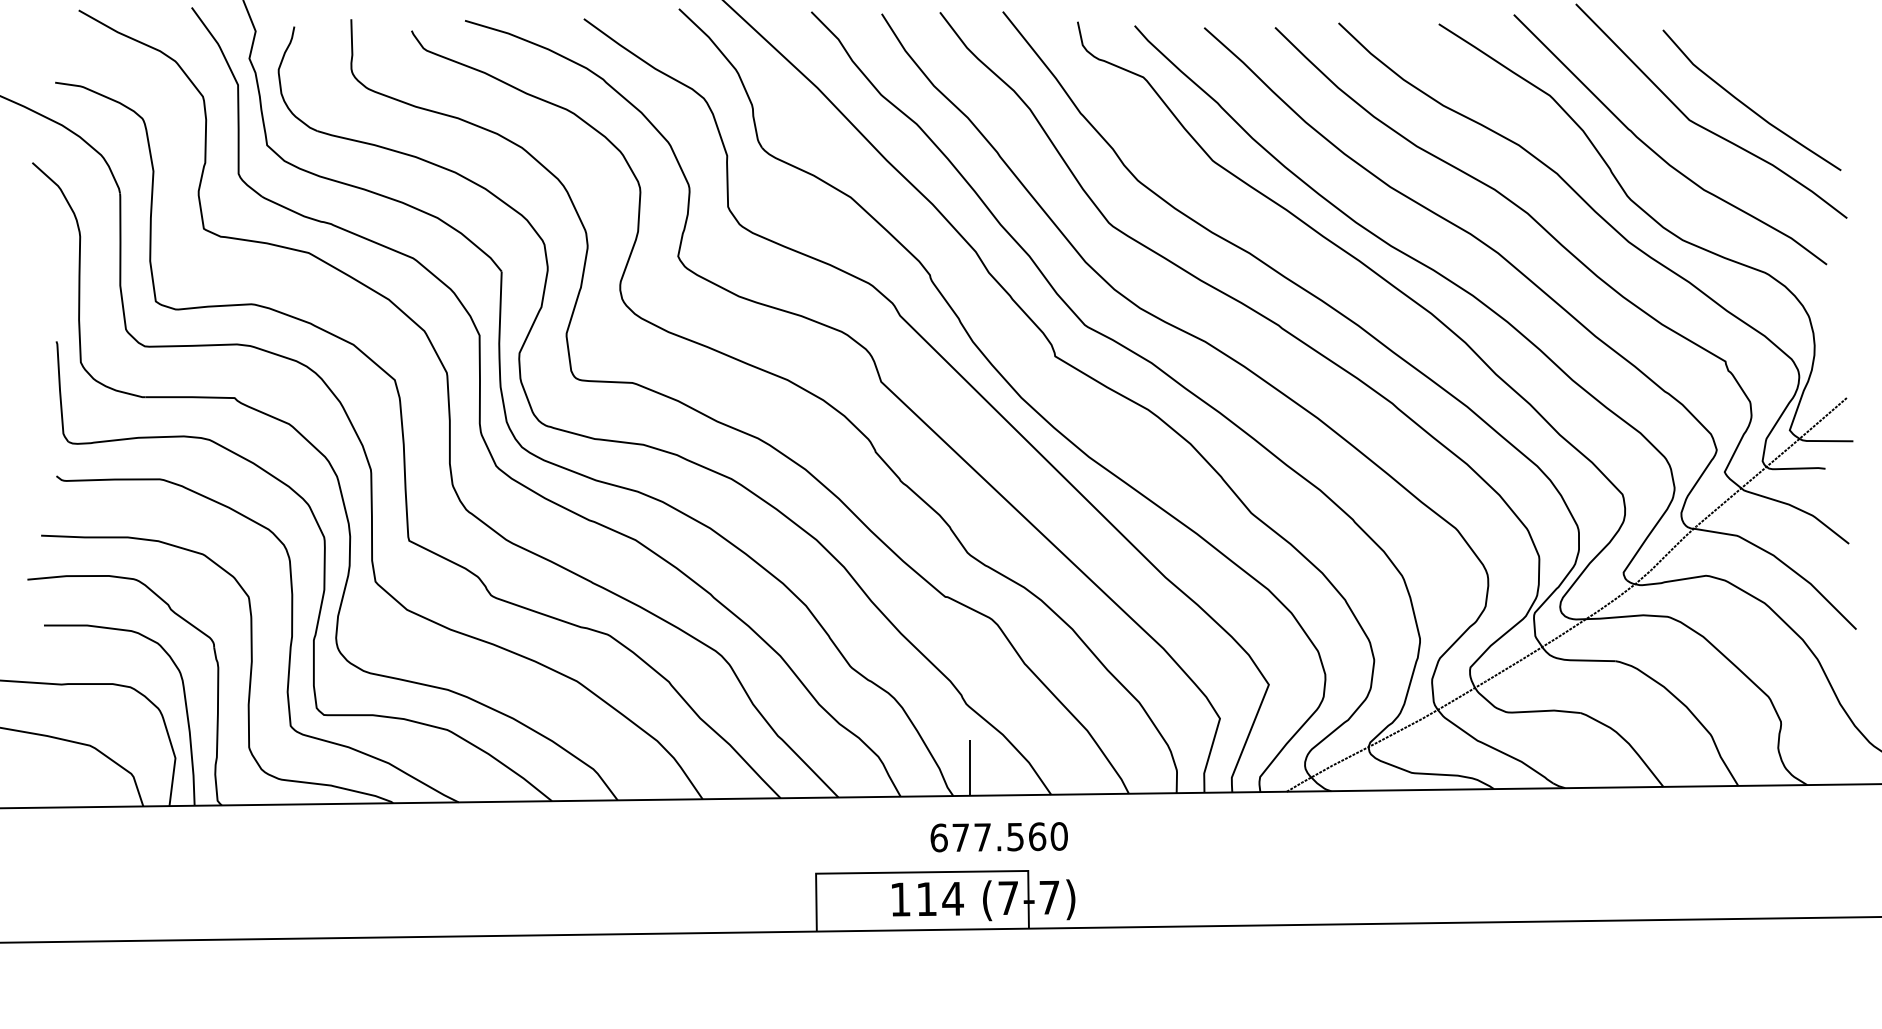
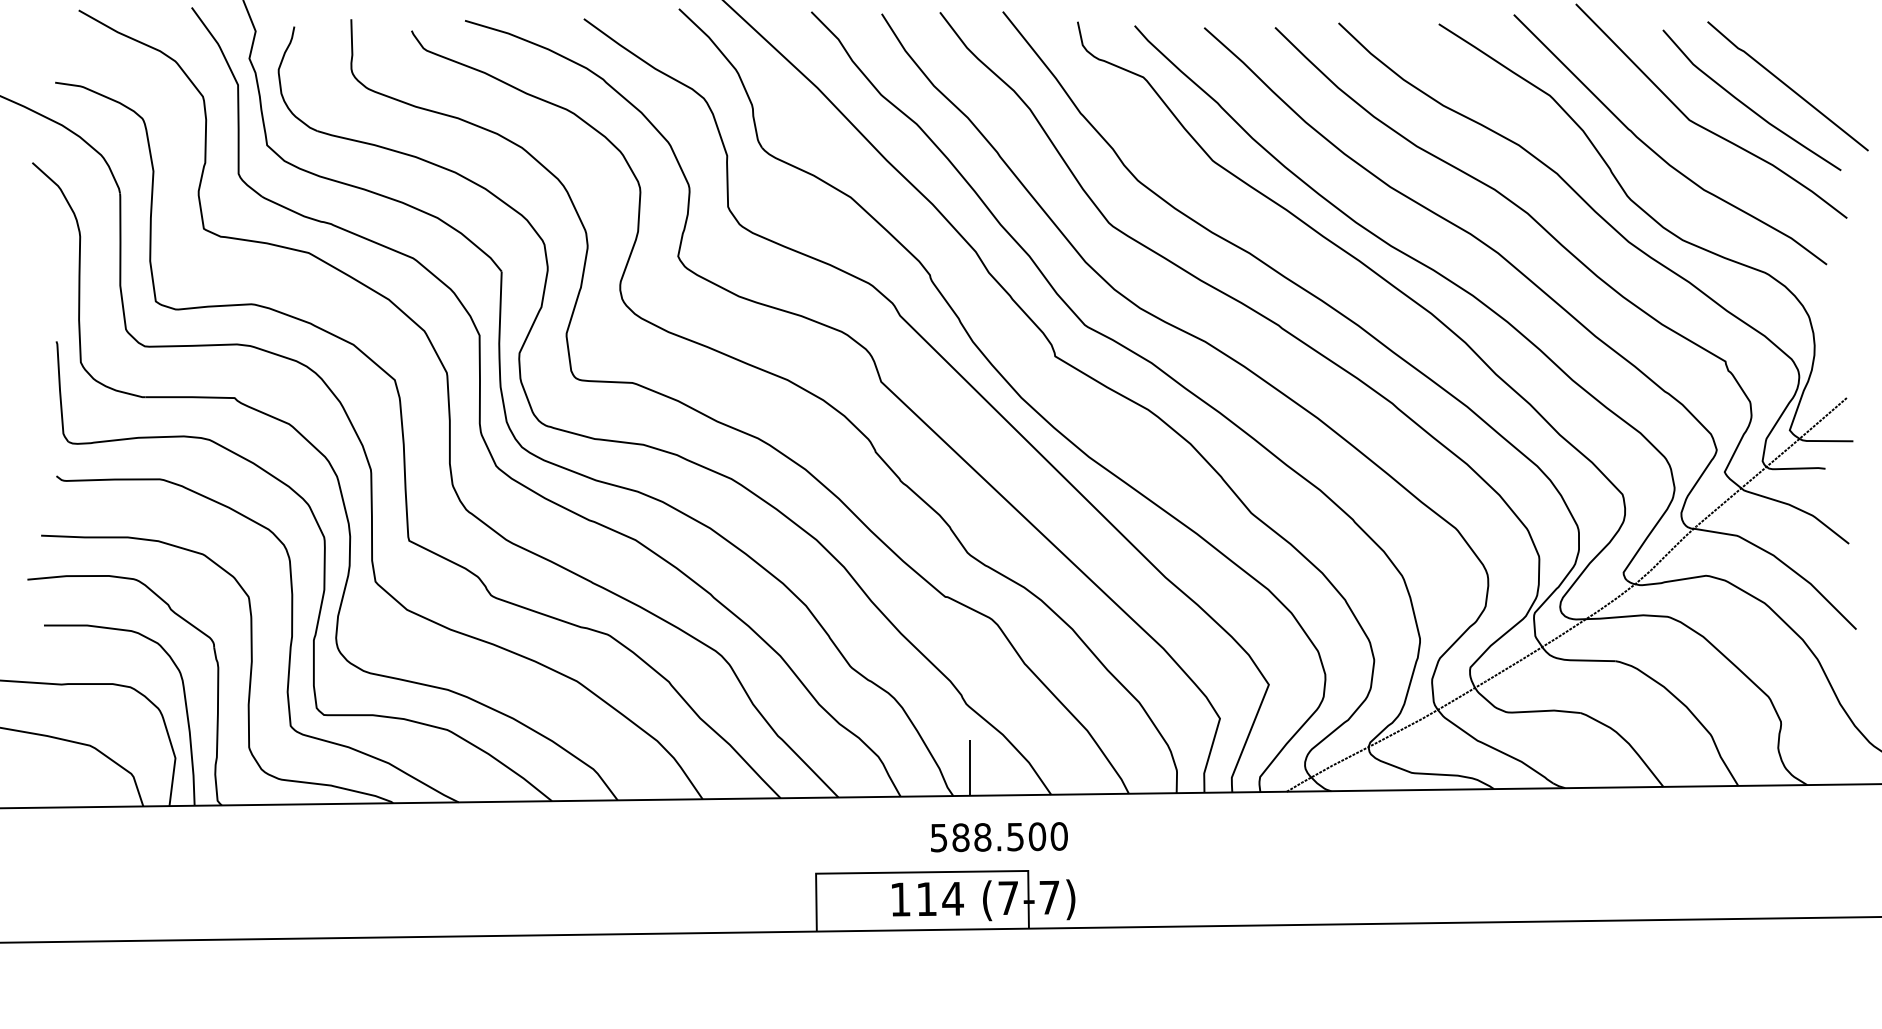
line: none -> present (1787, 86)
text: 677.560 -> 588.500 (988, 837)
